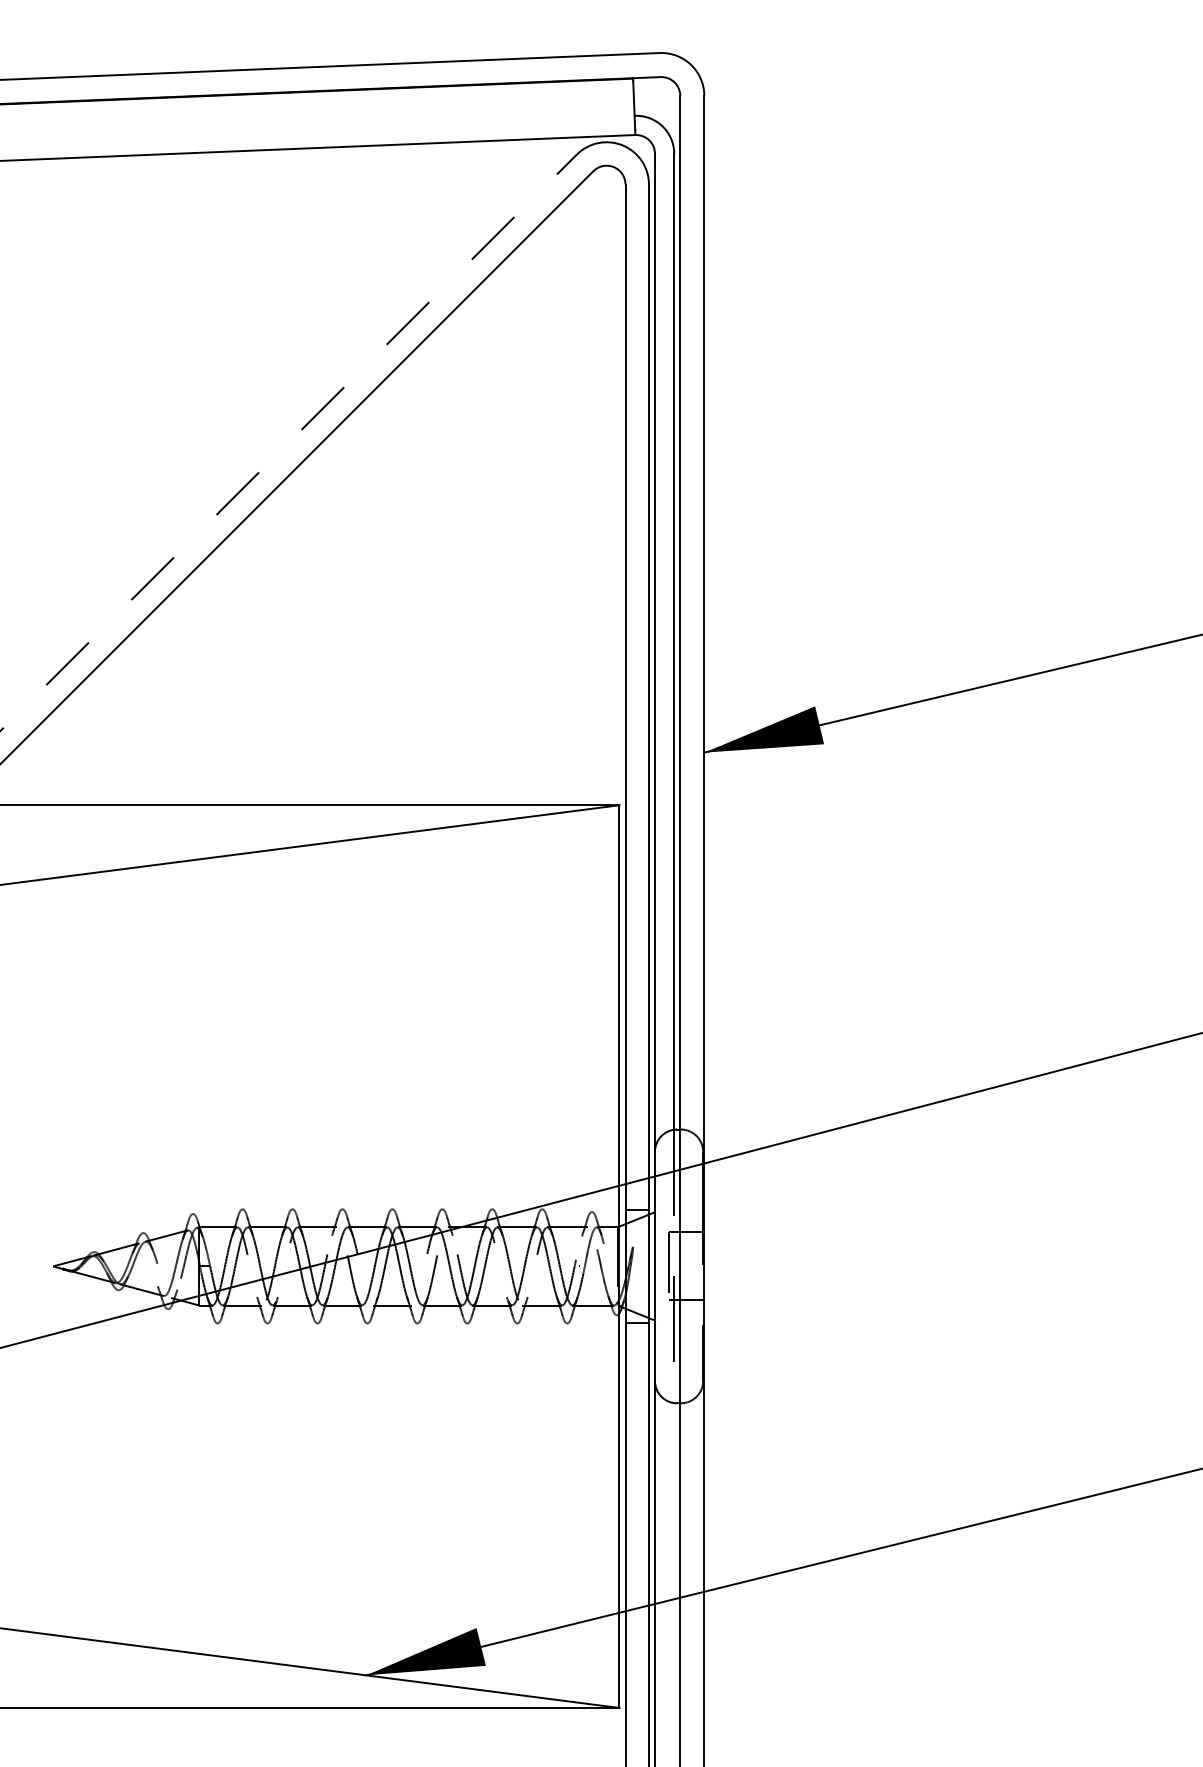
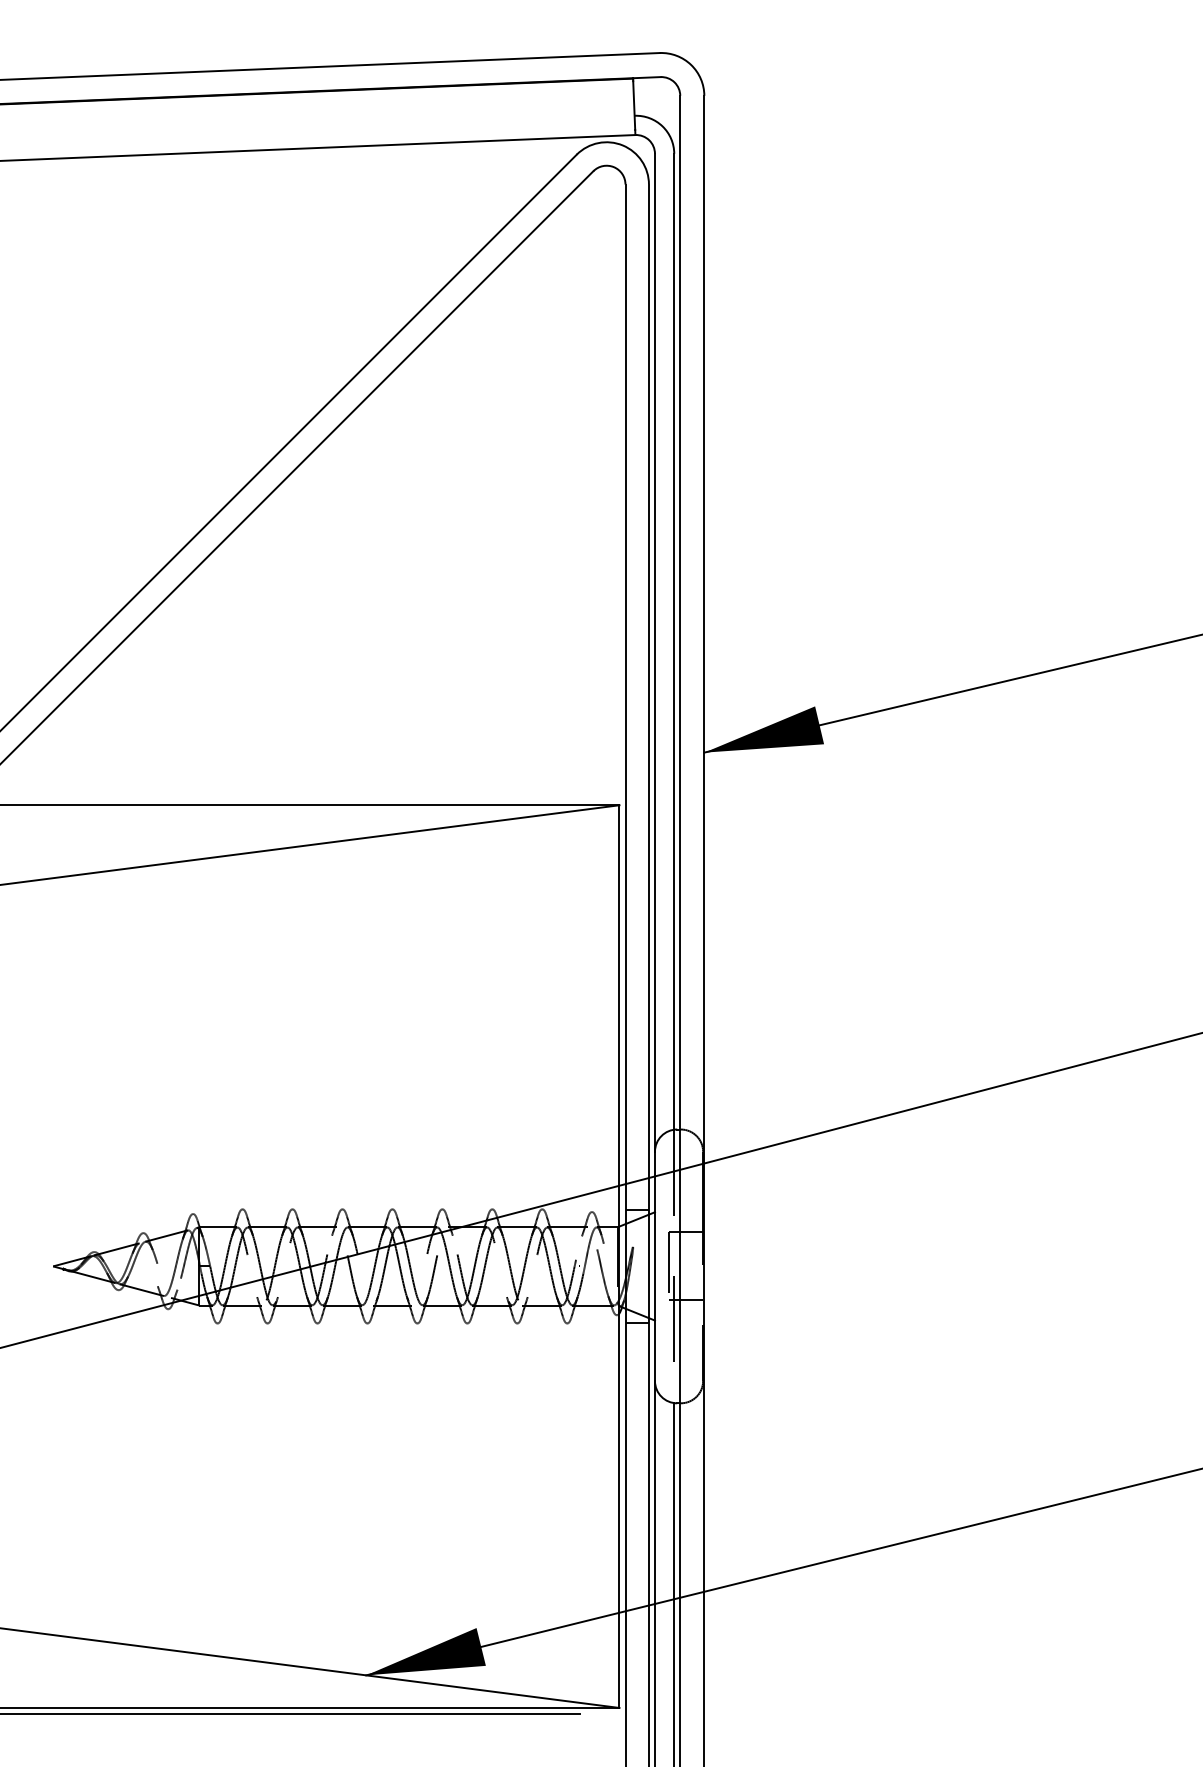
line: dashed -> solid (288, 443)
line: none -> present (674, 1583)
line: none -> present (291, 1713)
